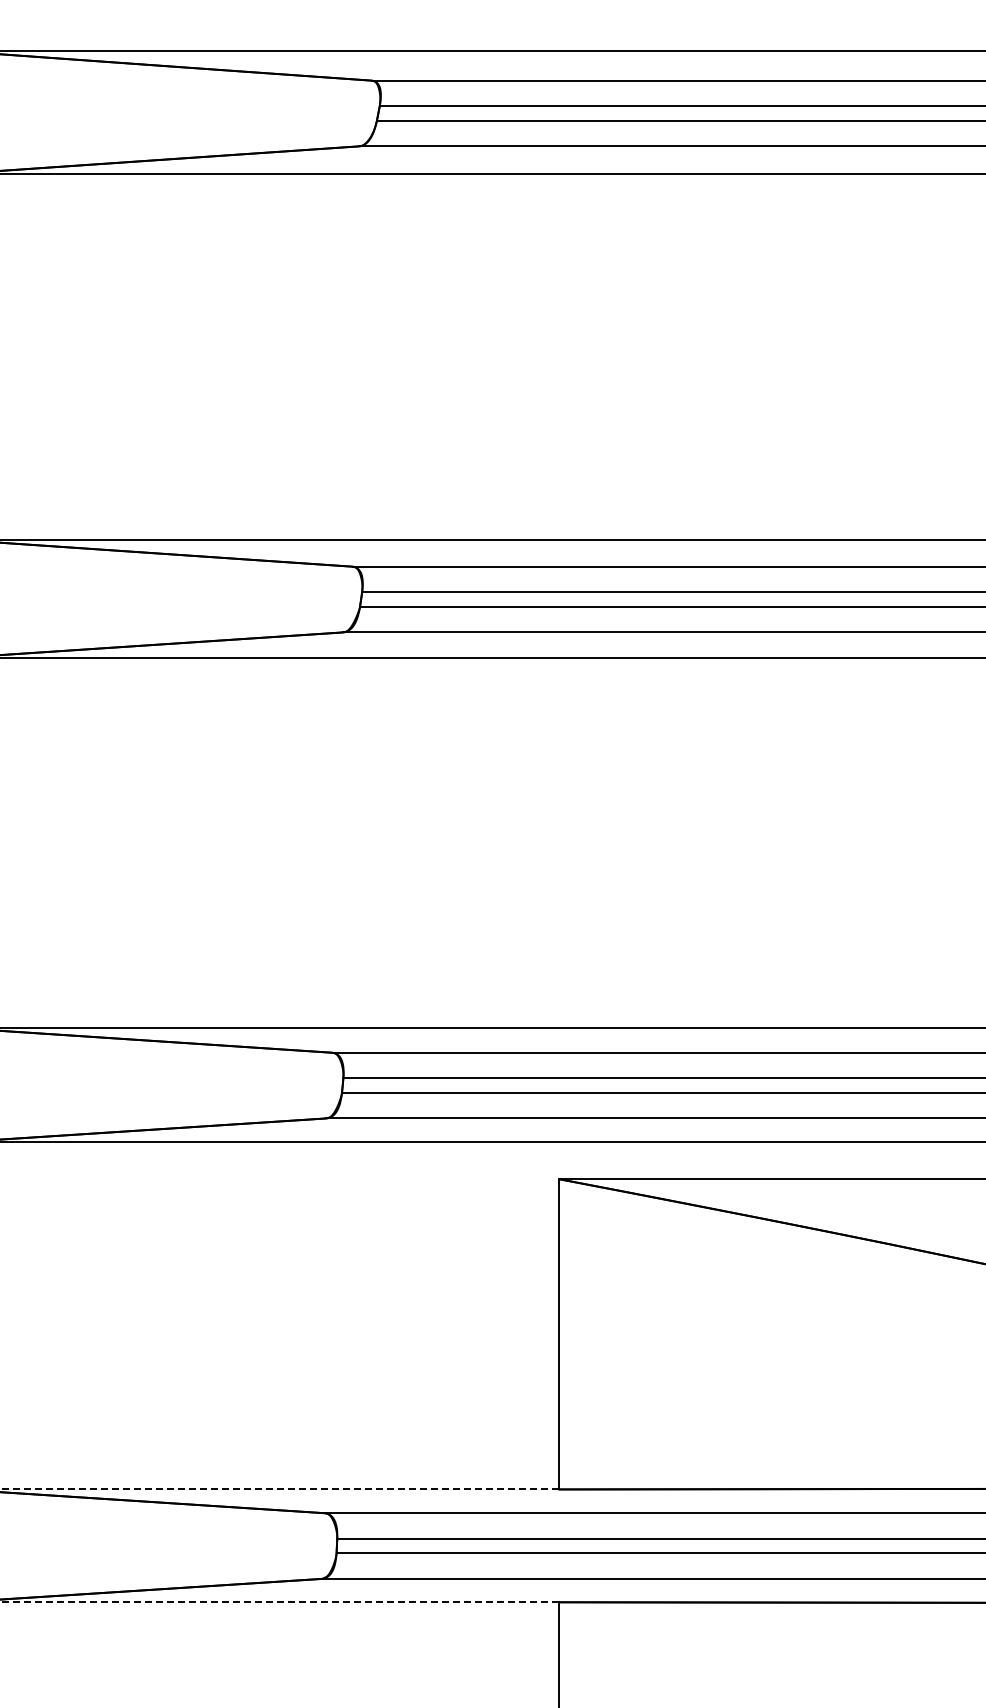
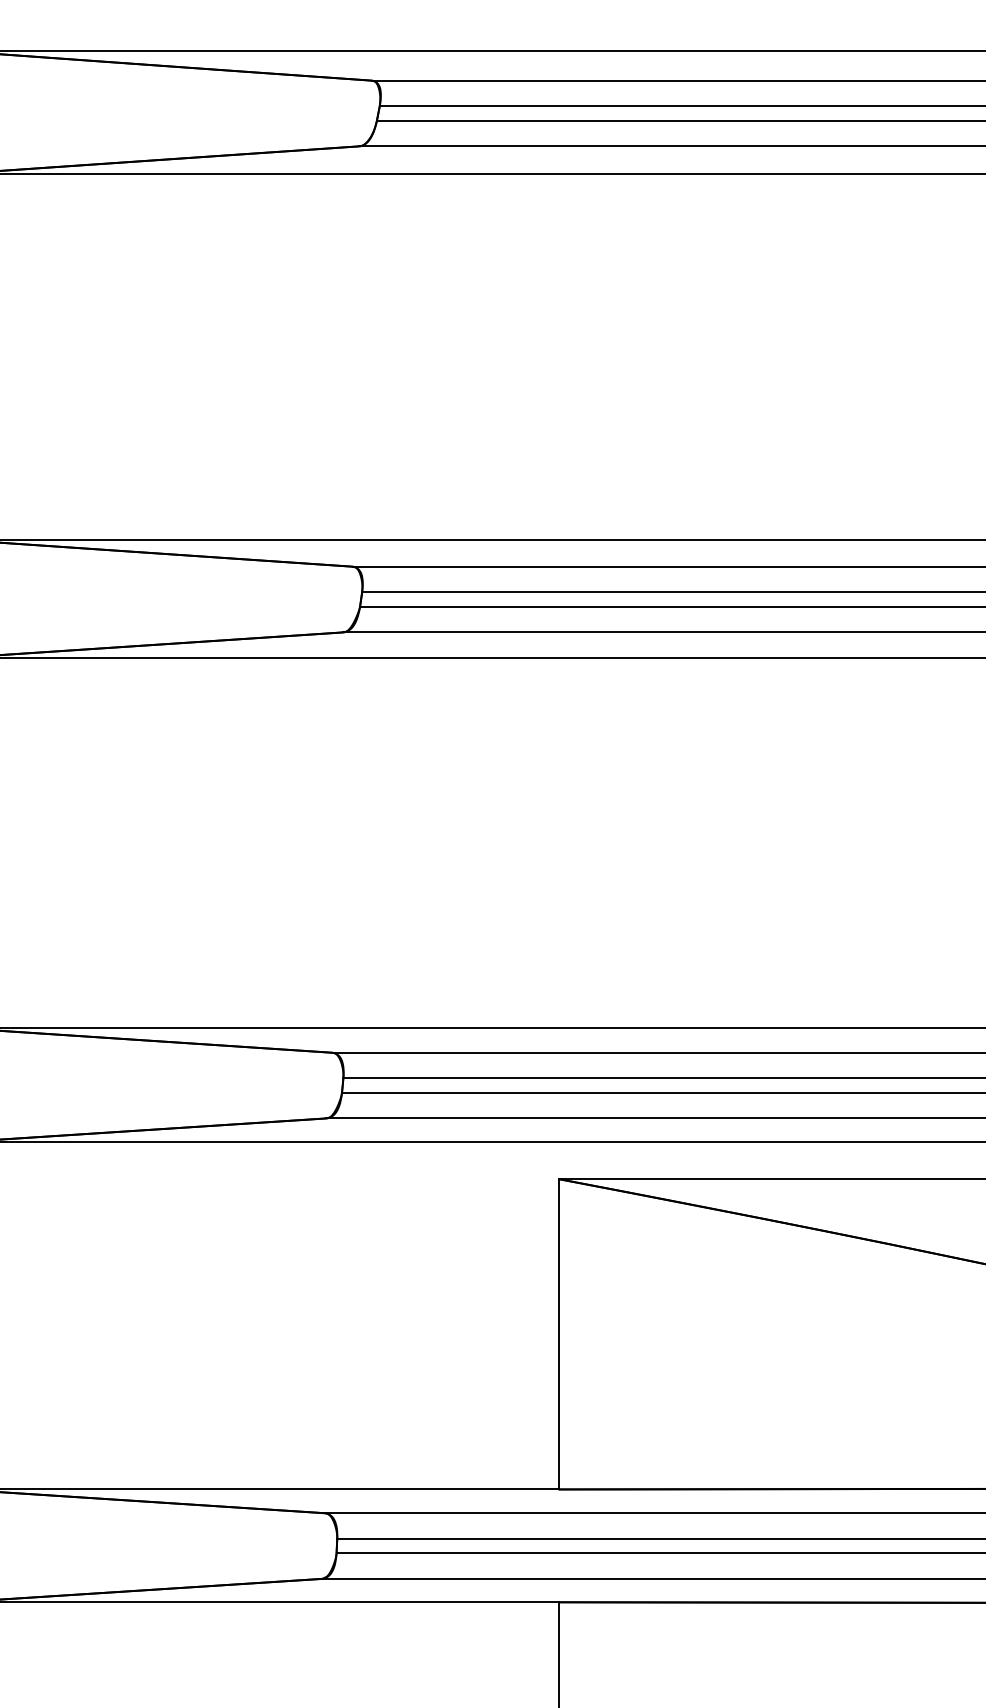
line: dashed -> solid (278, 1489)
line: dashed -> solid (279, 1602)
